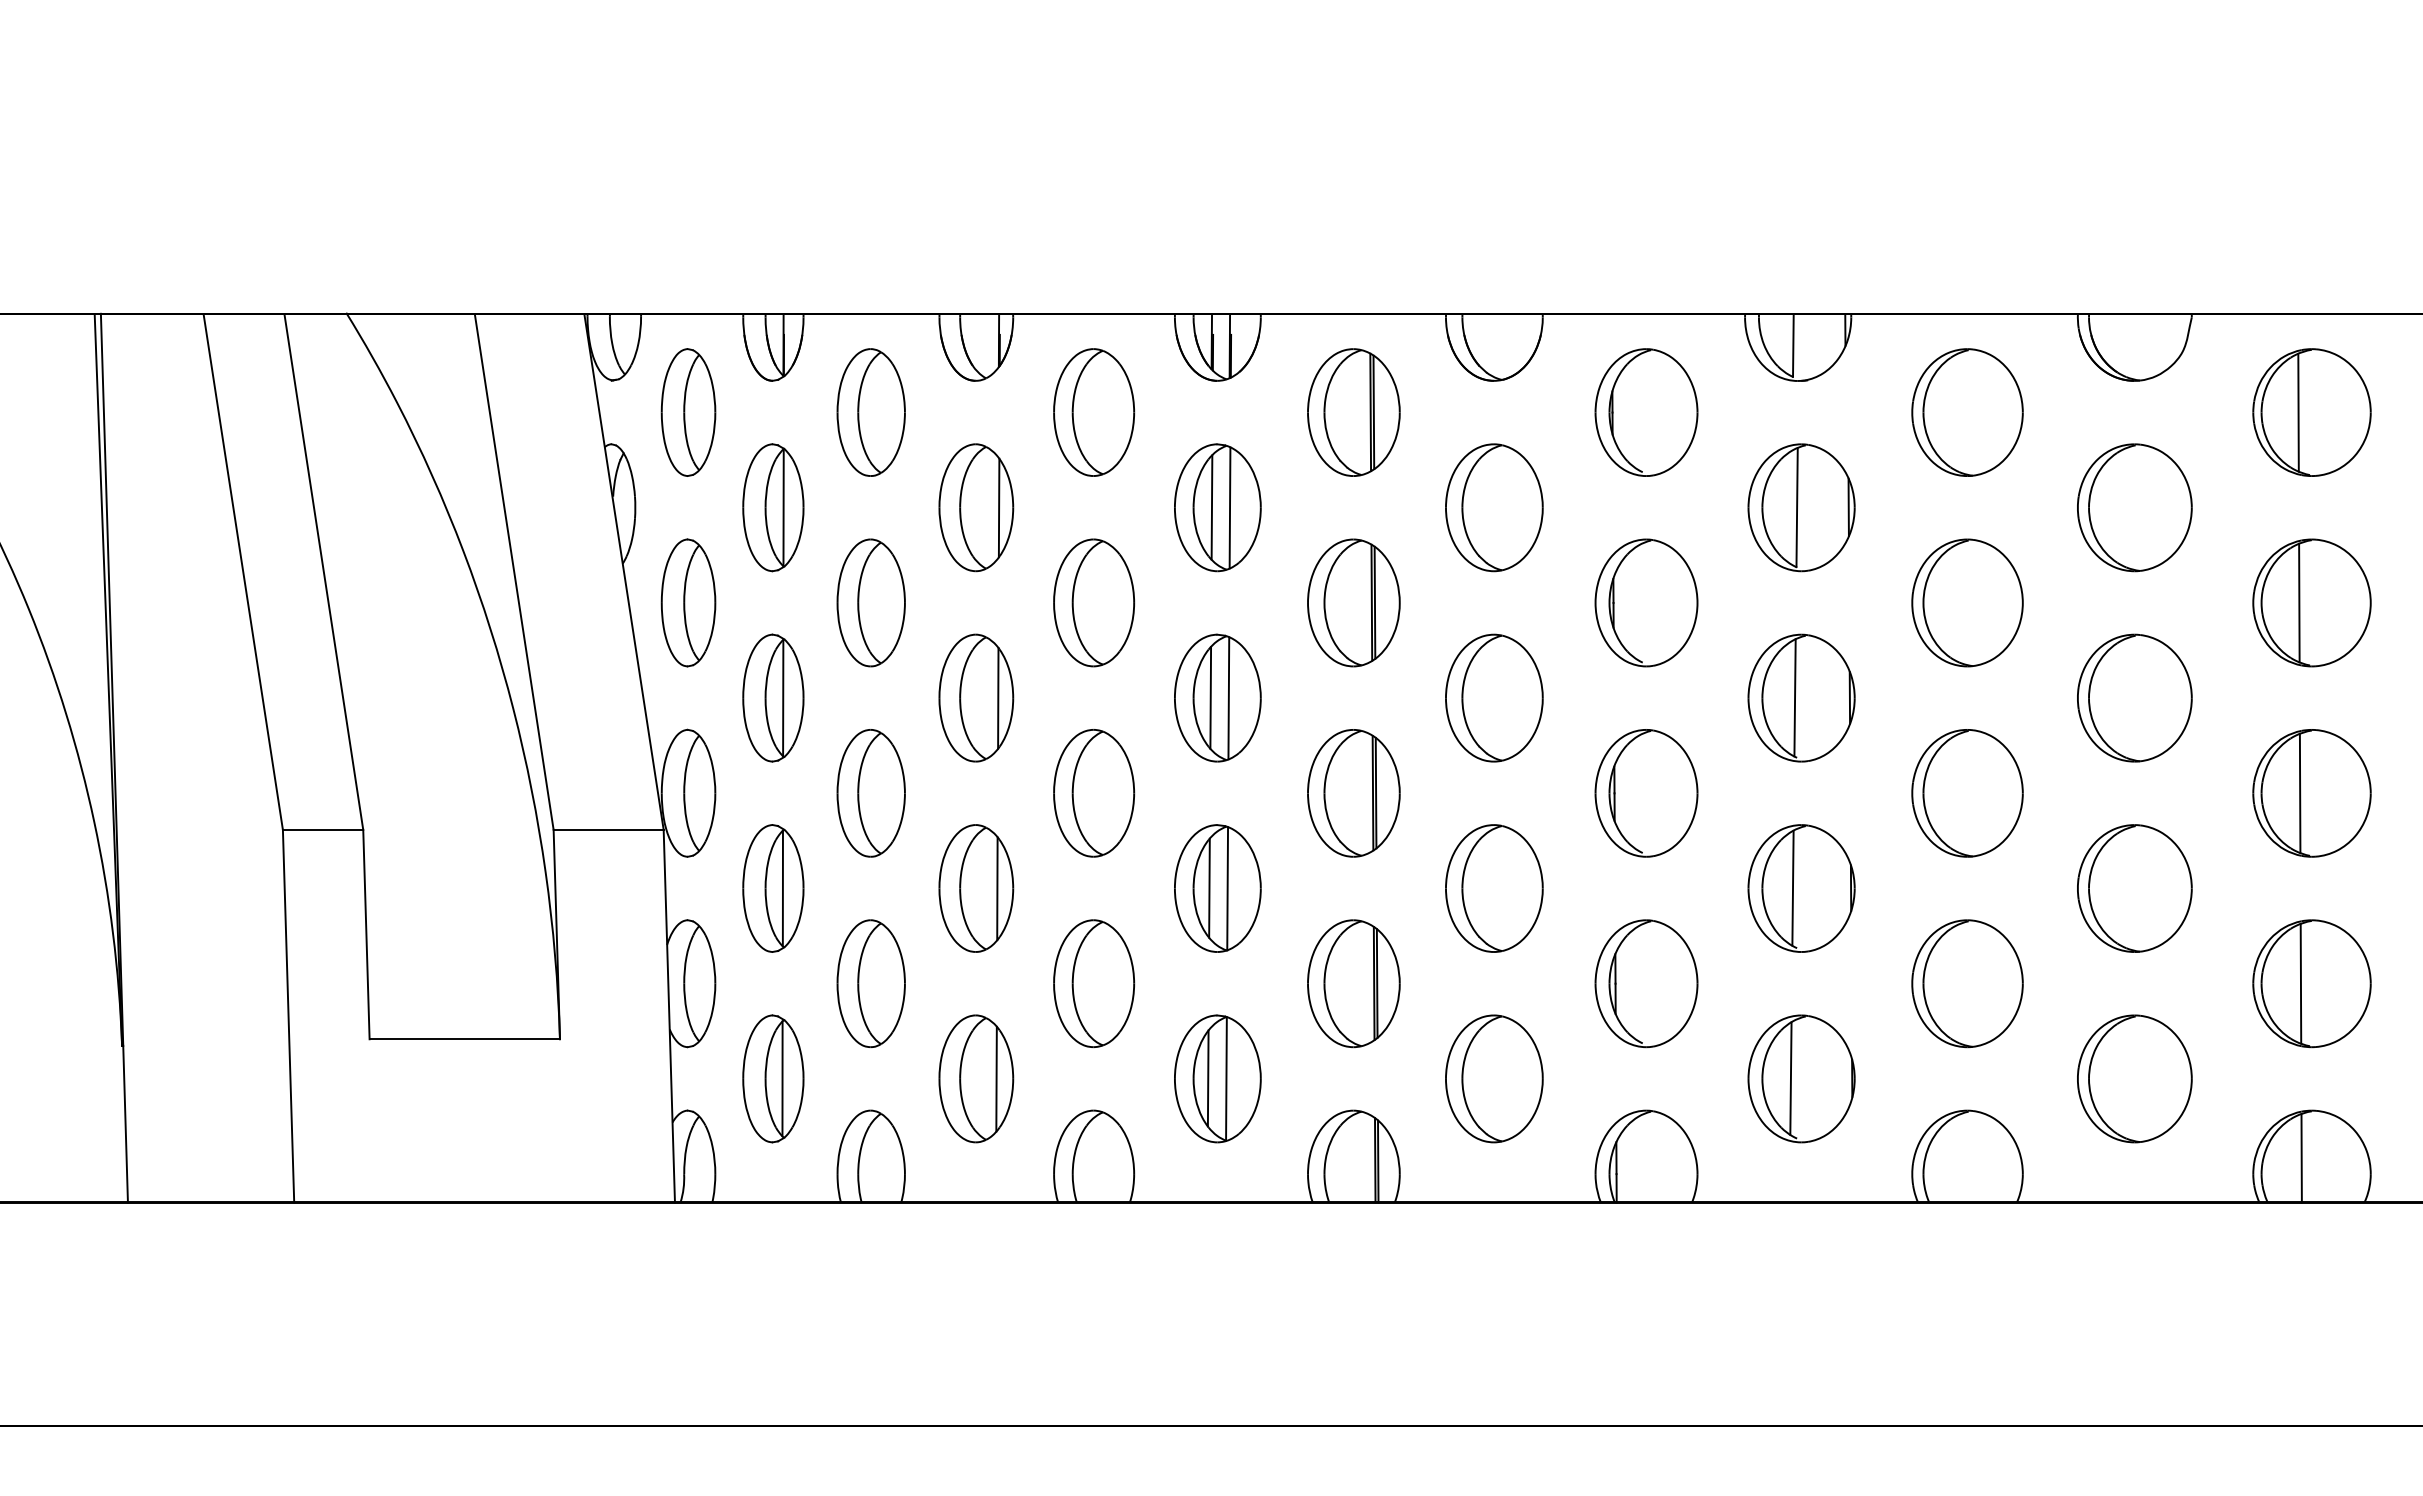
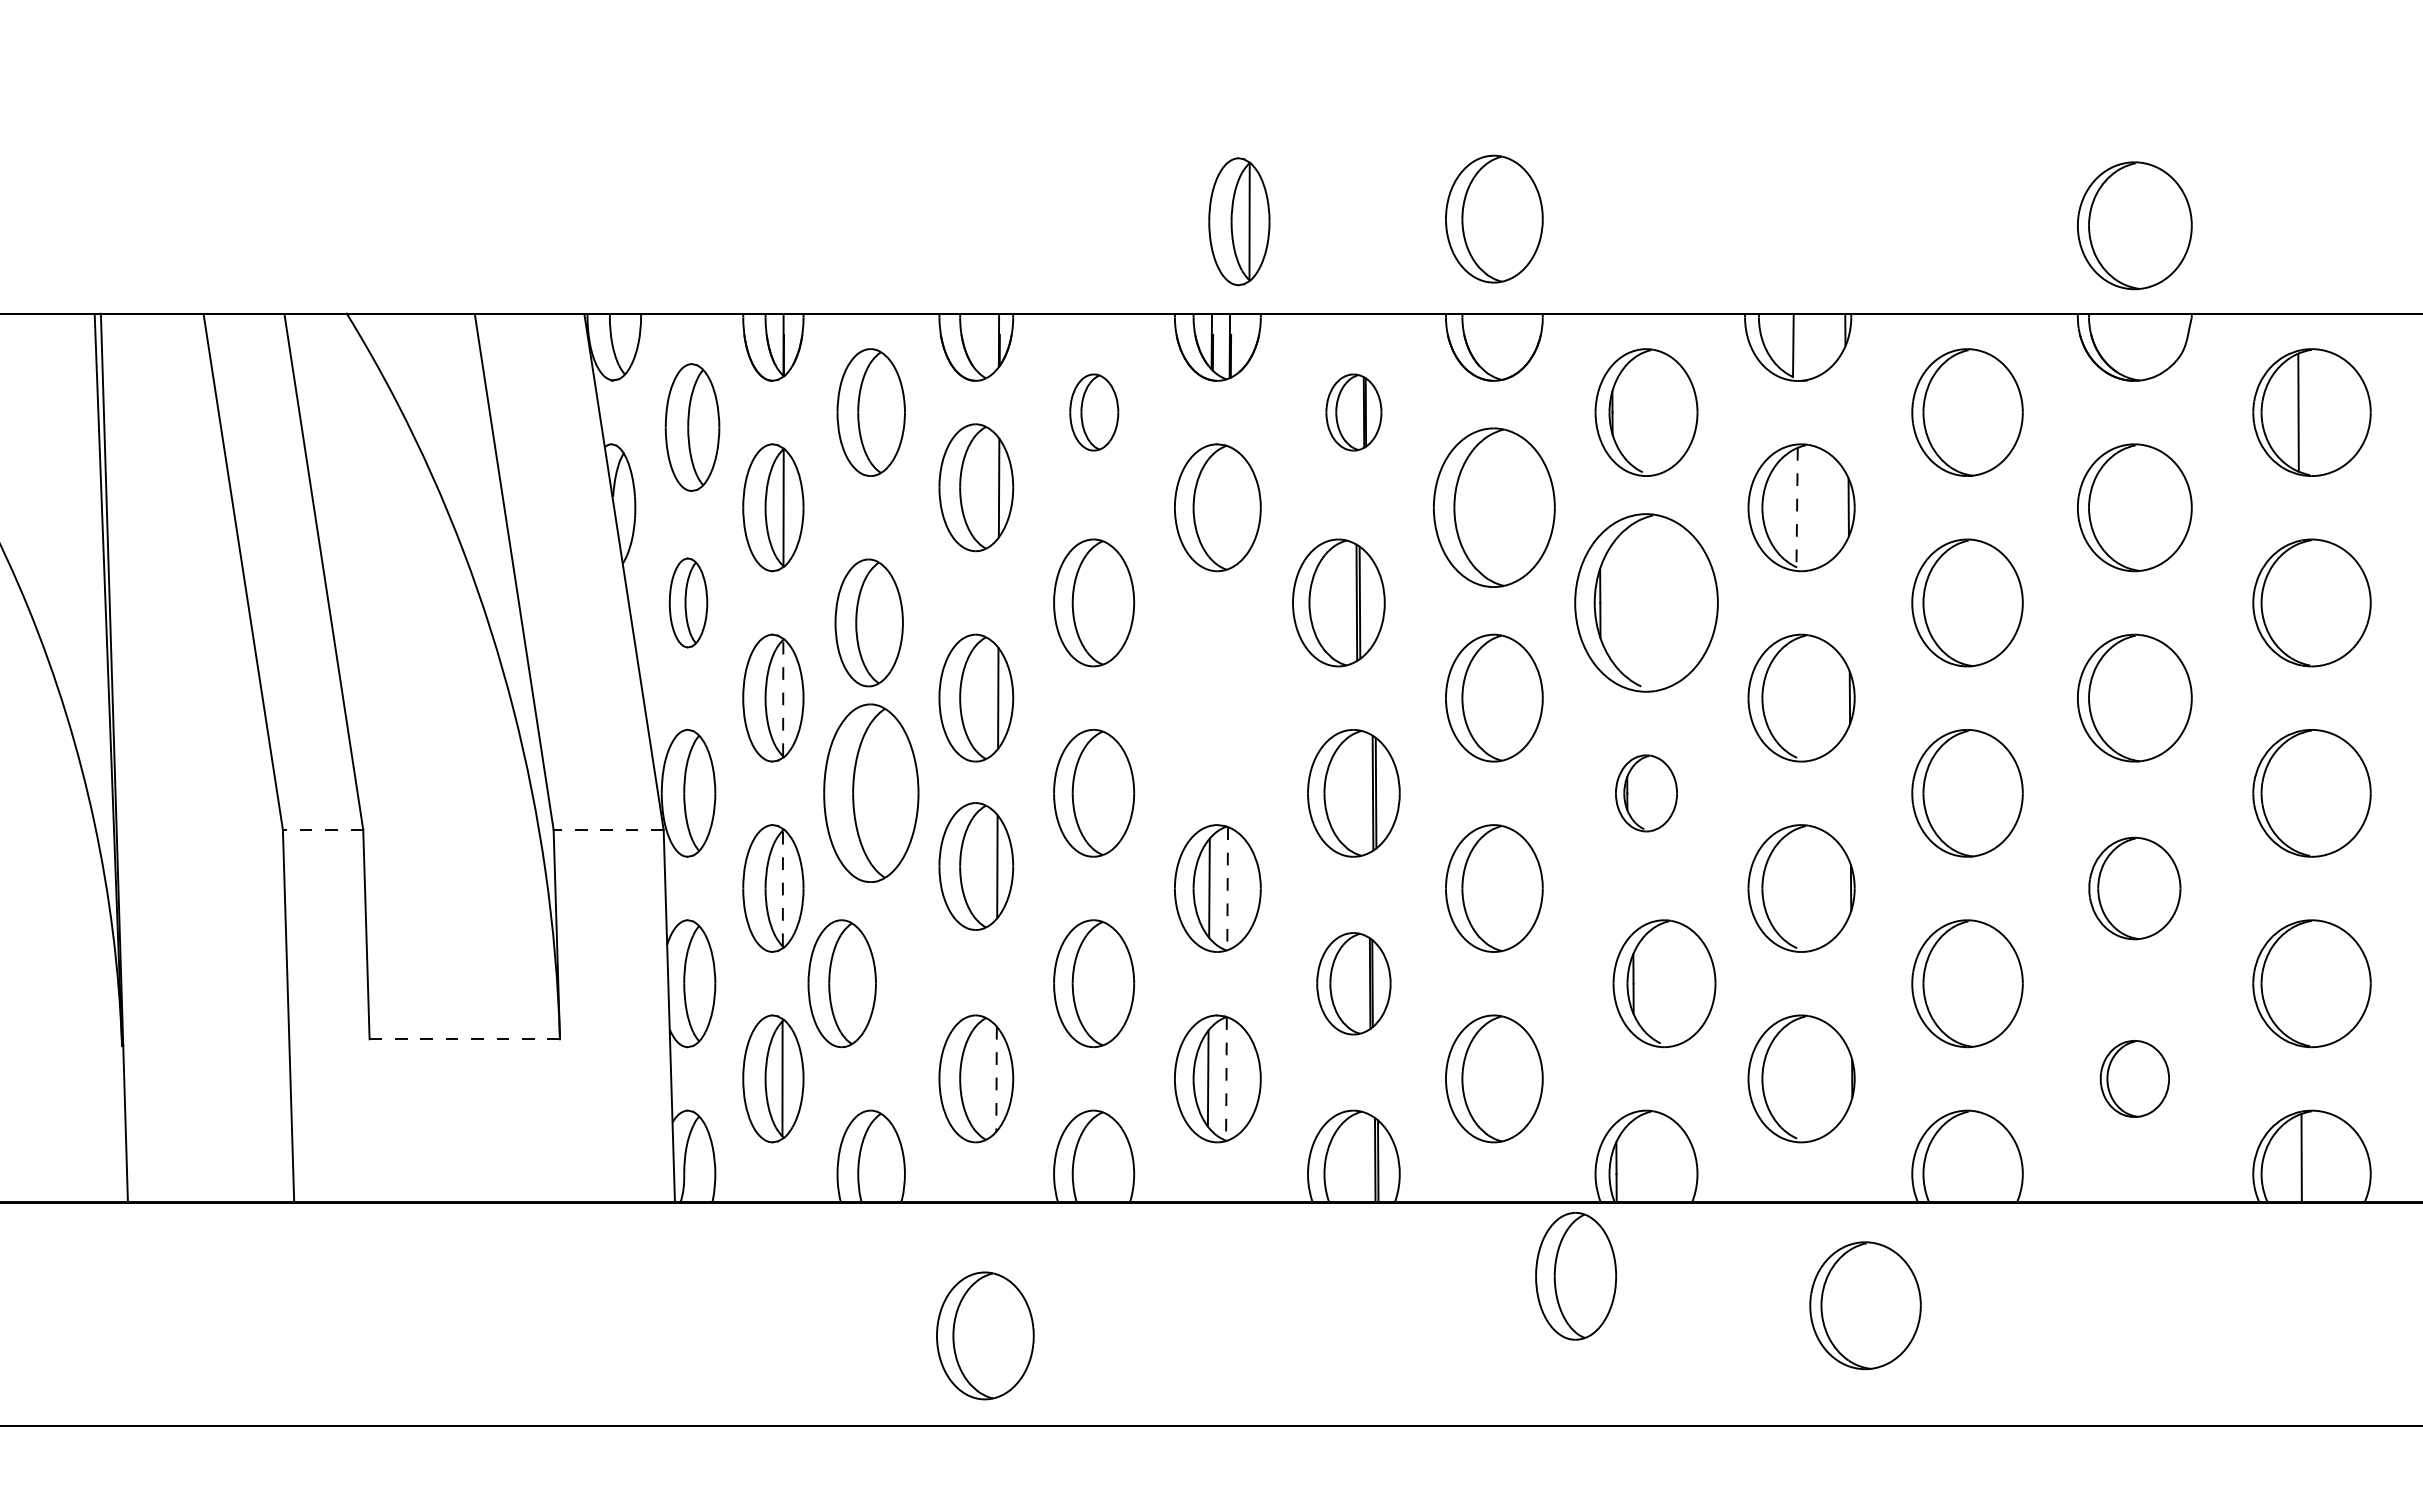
part: none -> present (1494, 218)
part: none -> present (1239, 221)
part: none -> present (2134, 225)
part position: (688, 412) -> (692, 427) (692, 427)
part size: 83x129 px -> 51x79 px (1094, 412)
part size: 94x129 px -> 58x79 px (1353, 412)
part position: (976, 507) -> (976, 487) (976, 487)
line: present -> none (1211, 507)
line: present -> none (1229, 507)
part size: 99x130 px -> 123x161 px (1494, 507)
line: solid -> dashed (1797, 507)
part size: 57x130 px -> 41x92 px (688, 602)
part position: (870, 602) -> (868, 622) (868, 622)
part position: (1353, 602) -> (1338, 602) (1338, 602)
part size: 105x130 px -> 145x180 px (1646, 602)
line: present -> none (2299, 602)
part: present -> none (1217, 697)
line: present -> none (1794, 697)
line: solid -> dashed (783, 698)
part size: 70x129 px -> 97x180 px (871, 792)
part size: 105x129 px -> 63x79 px (1646, 793)
line: present -> none (2299, 793)
line: solid -> dashed (322, 829)
line: solid -> dashed (608, 829)
line: present -> none (1792, 887)
line: solid -> dashed (782, 888)
part position: (976, 888) -> (976, 866) (976, 866)
line: solid -> dashed (1227, 888)
part size: 116x129 px -> 94x105 px (2134, 888)
part position: (870, 983) -> (841, 983) (841, 983)
part size: 94x130 px -> 76x104 px (1353, 983)
part position: (1646, 983) -> (1664, 983) (1664, 983)
line: present -> none (2300, 983)
line: solid -> dashed (465, 1039)
line: solid -> dashed (1226, 1078)
line: present -> none (1790, 1078)
part size: 116x130 px -> 71x78 px (2134, 1078)
line: solid -> dashed (996, 1079)
part: none -> present (1576, 1276)
part: none -> present (1865, 1305)
part: none -> present (985, 1335)
